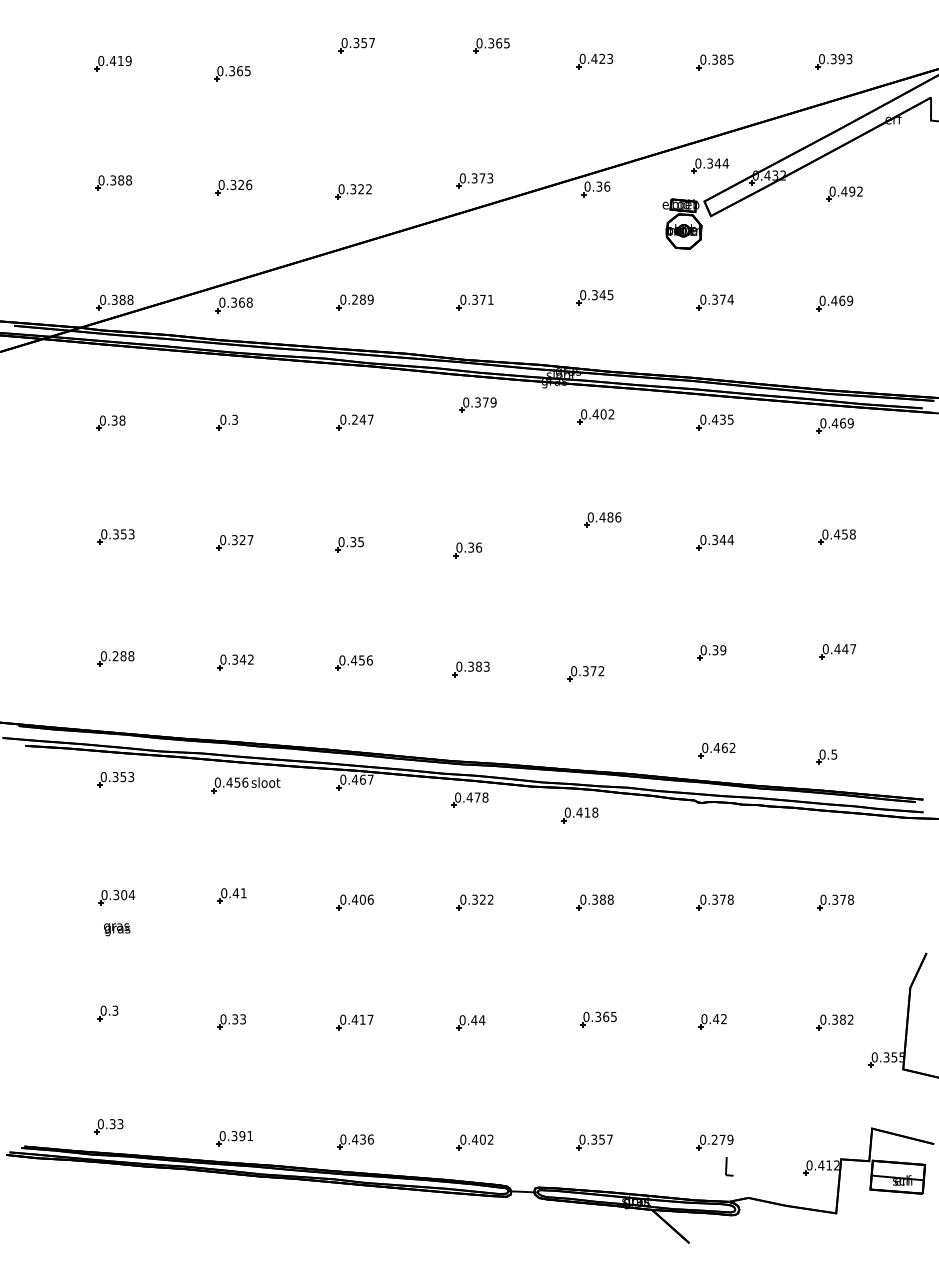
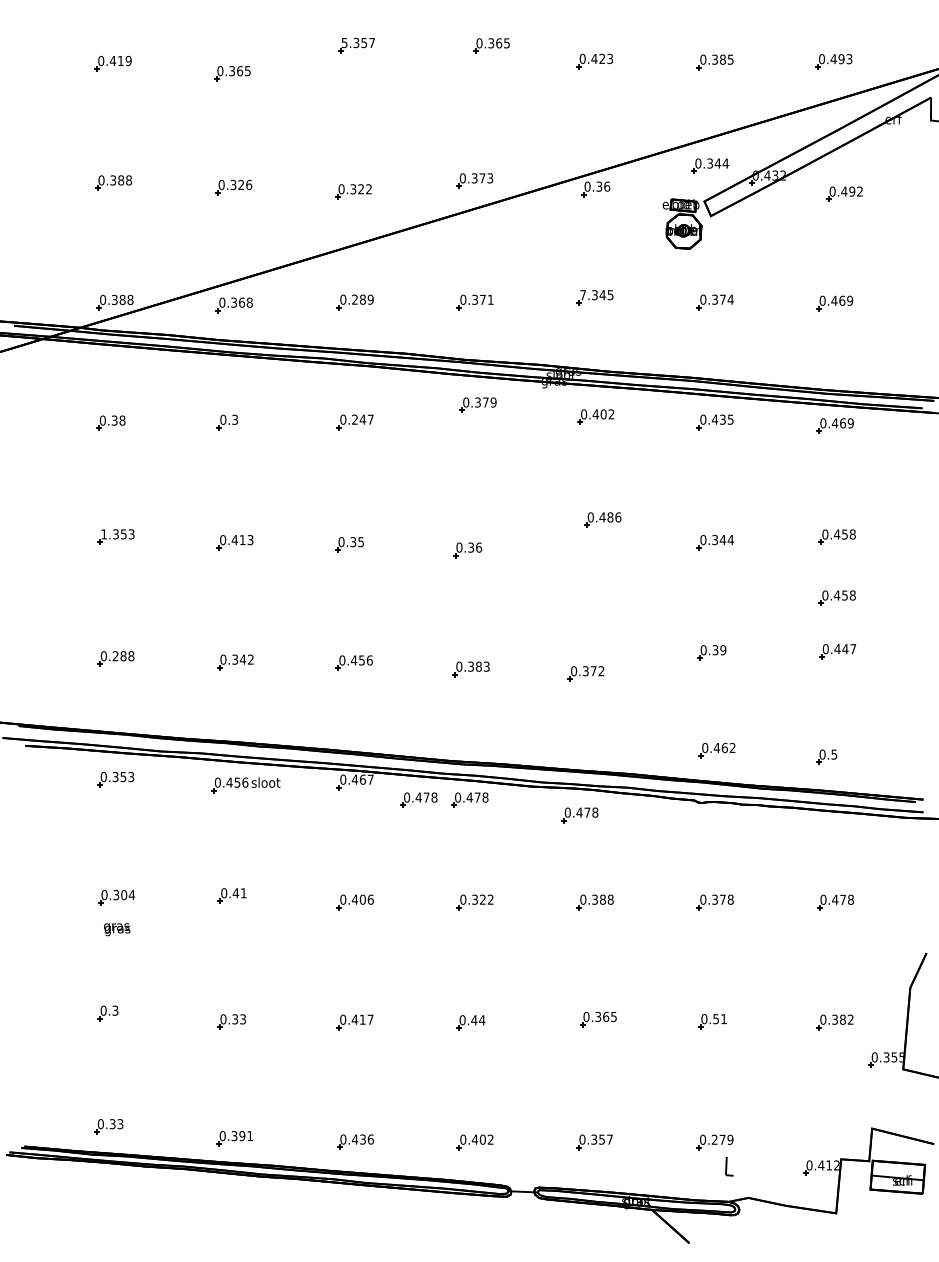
text: 0.357 -> 5.357 (344, 42)
text: 0.393 -> 0.493 (833, 59)
text: 0.345 -> 7.345 (583, 295)
text: 0.353 -> 1.353 (104, 534)
text: 0.327 -> 0.413 (242, 540)
part: none -> present (836, 597)
part: none -> present (418, 799)
text: 0.418 -> 0.478 (587, 812)
text: 0.378 -> 0.478 (835, 899)
text: 0.42 -> 0.51 (719, 1019)
